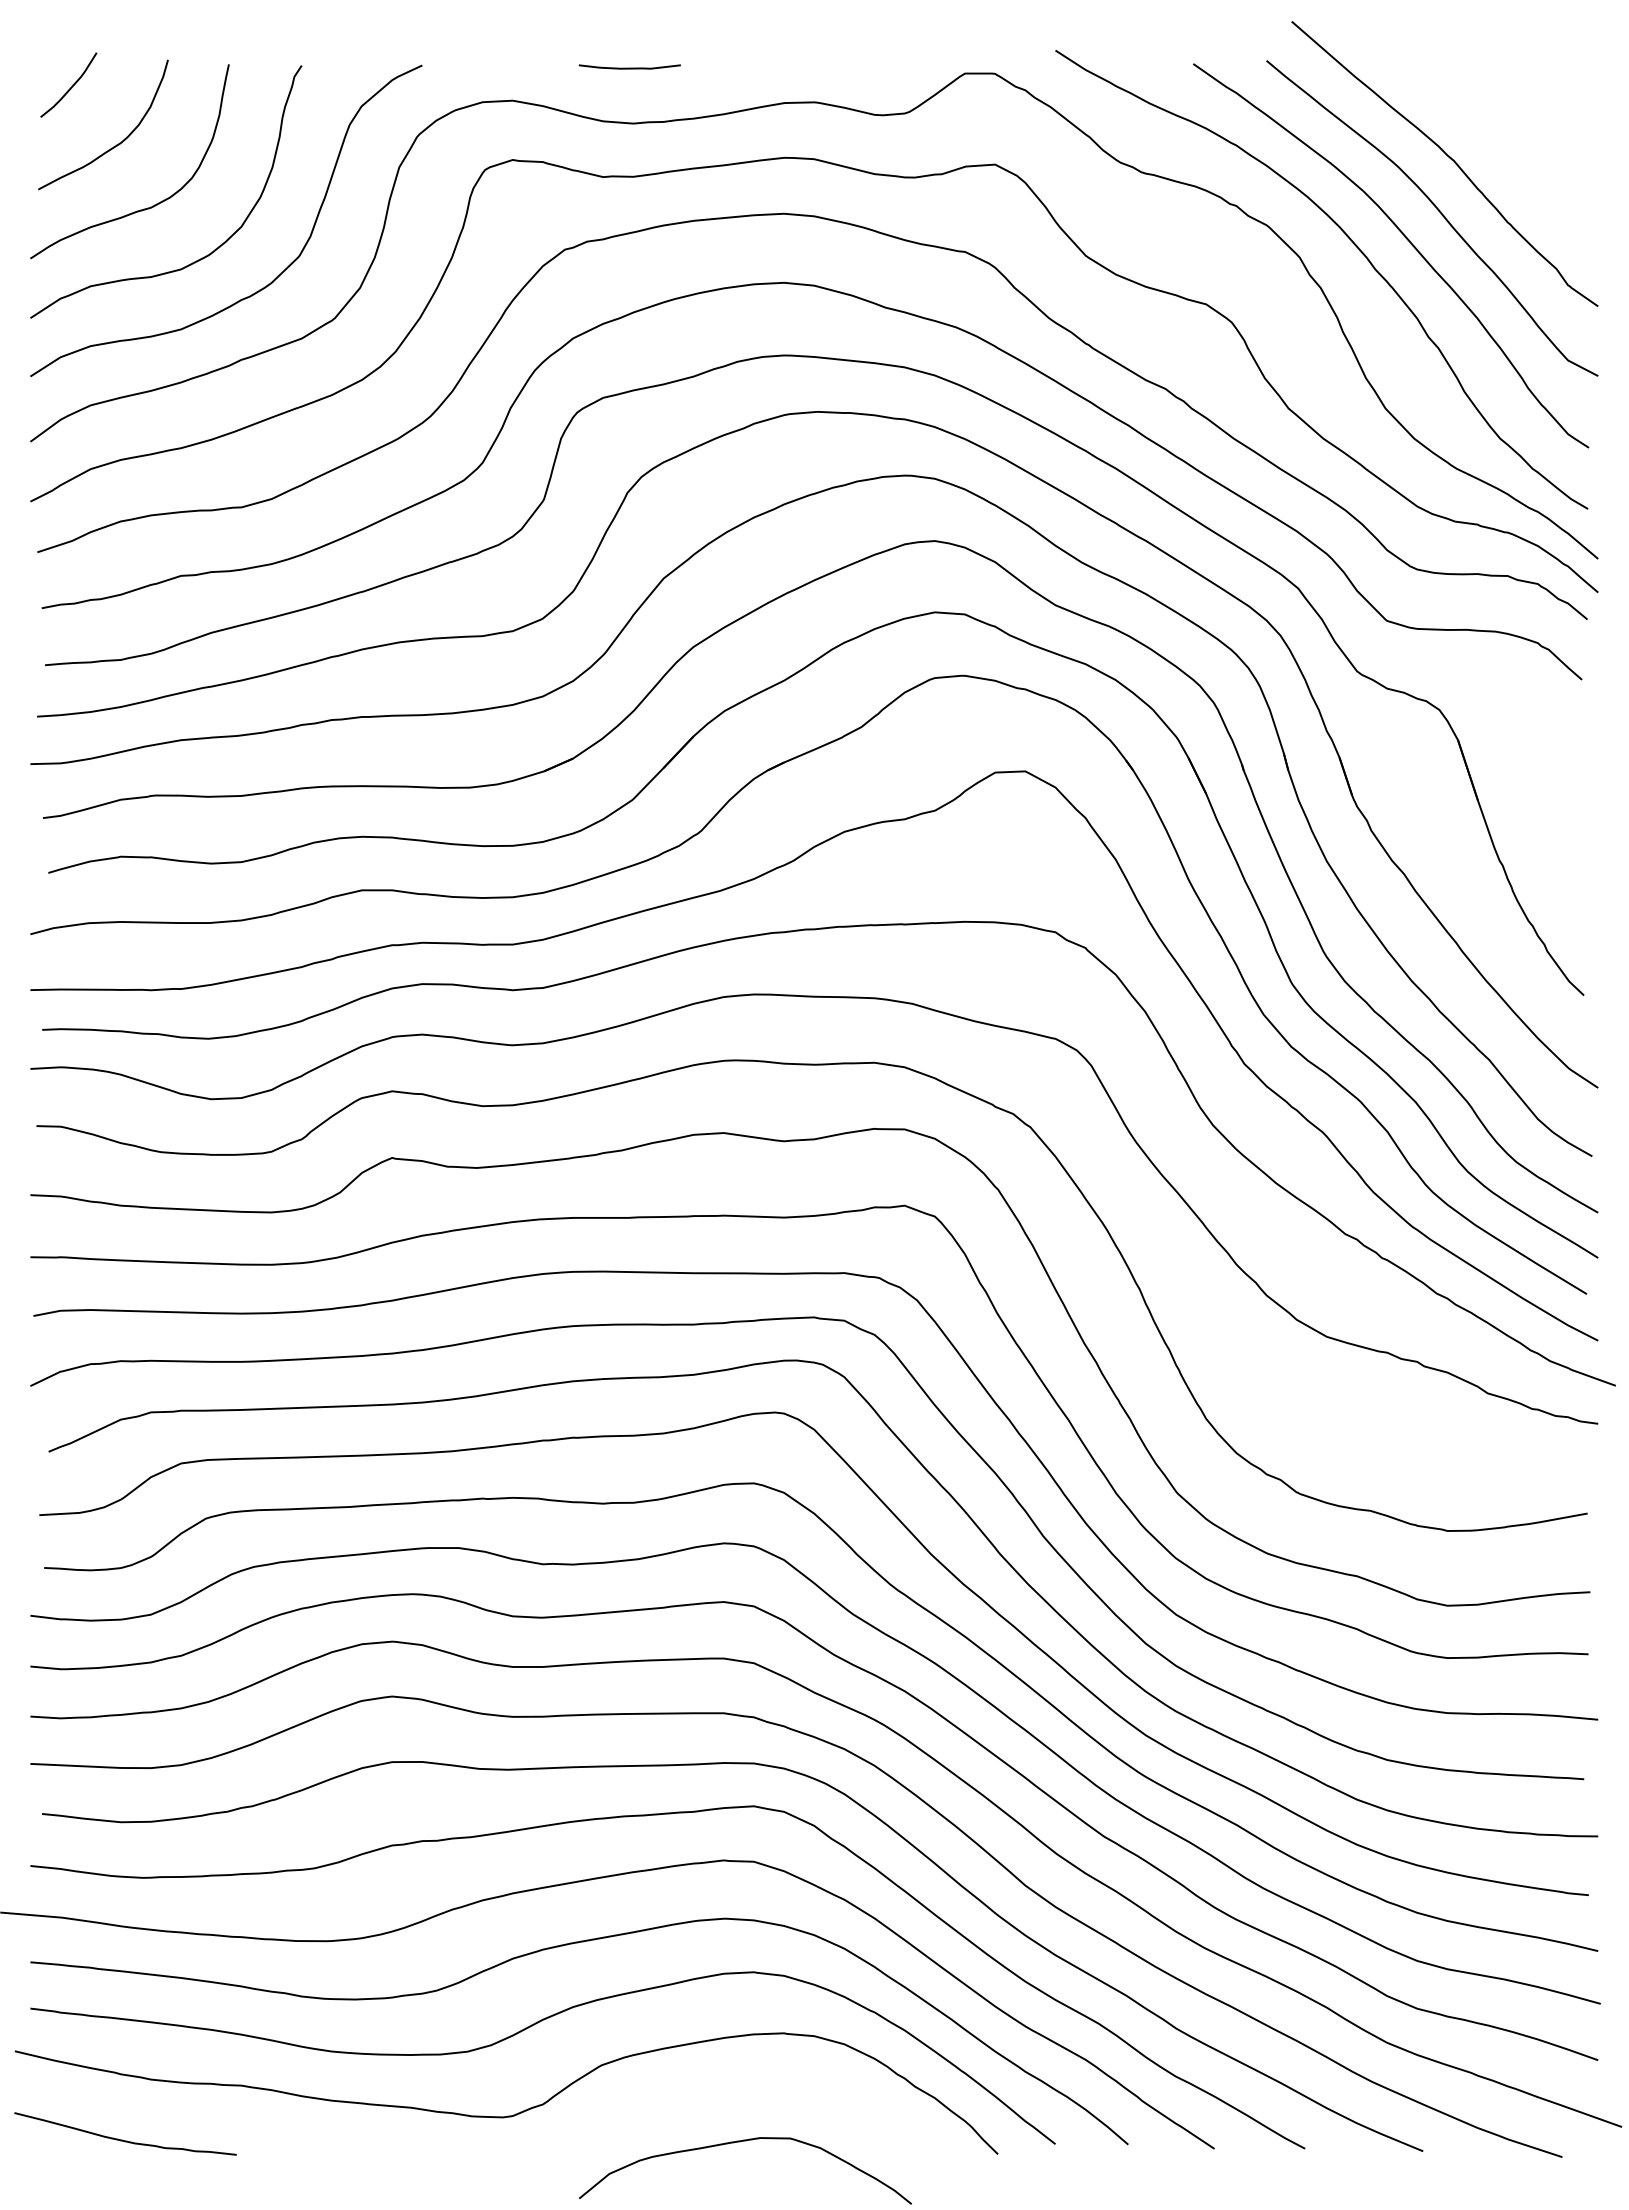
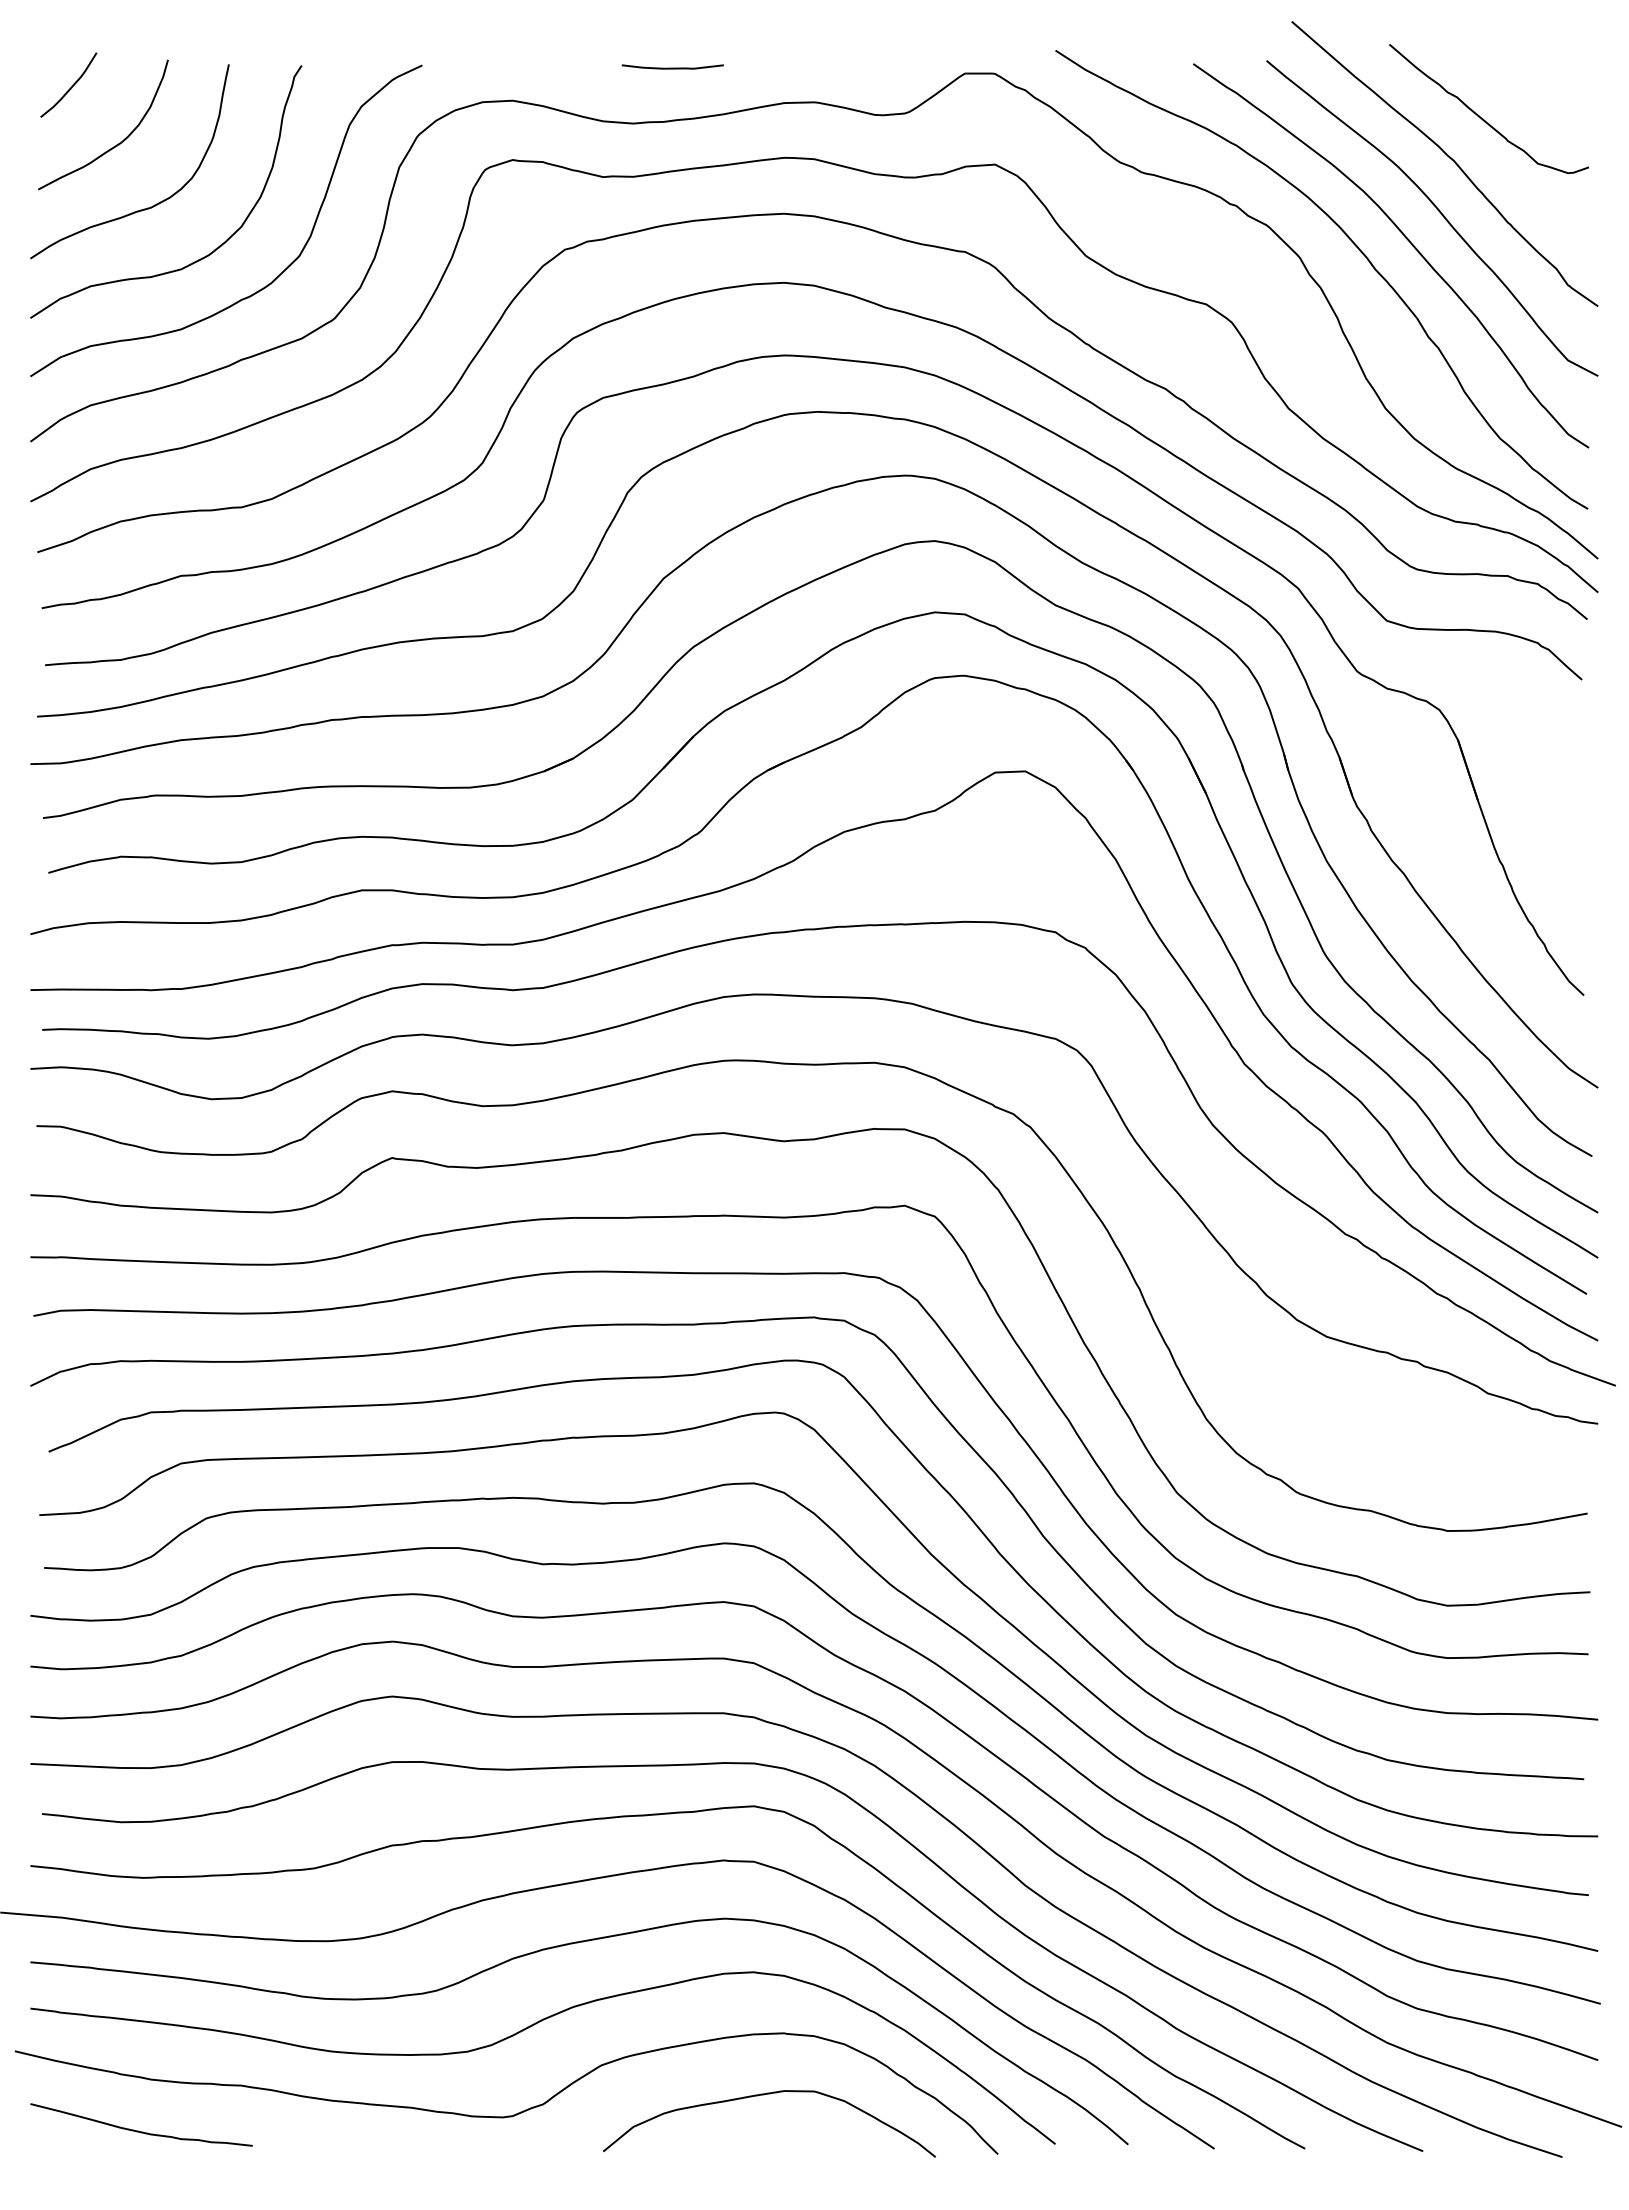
curve position: (629, 67) -> (672, 67) (672, 67)
curve: none -> present (1483, 118)
curve position: (122, 2139) -> (138, 2130) (138, 2130)
curve position: (740, 2142) -> (764, 2095) (764, 2095)
